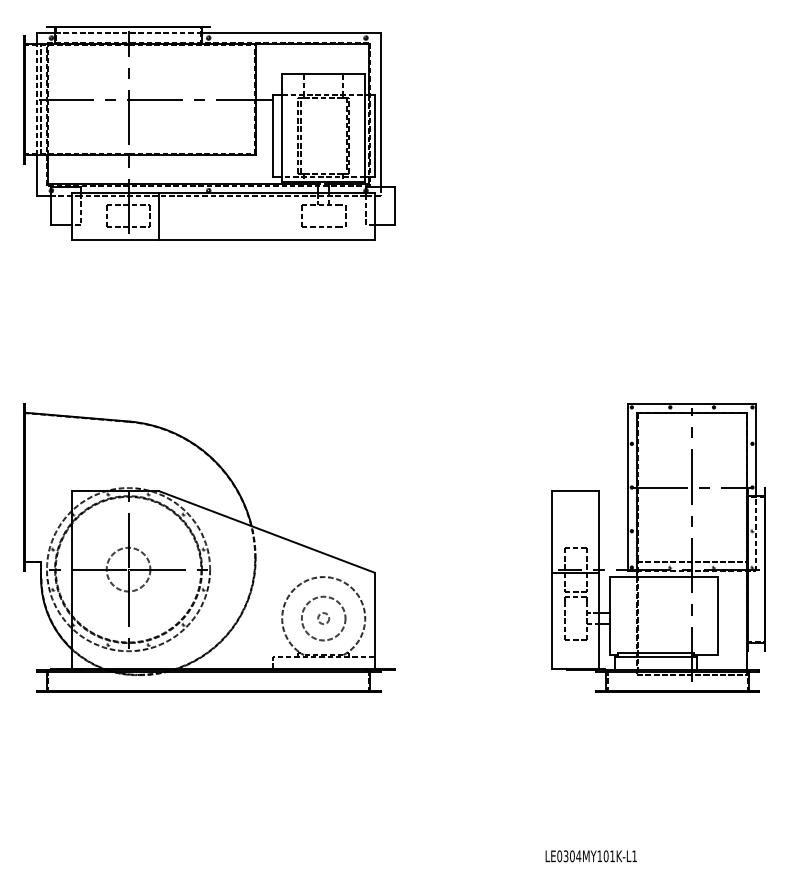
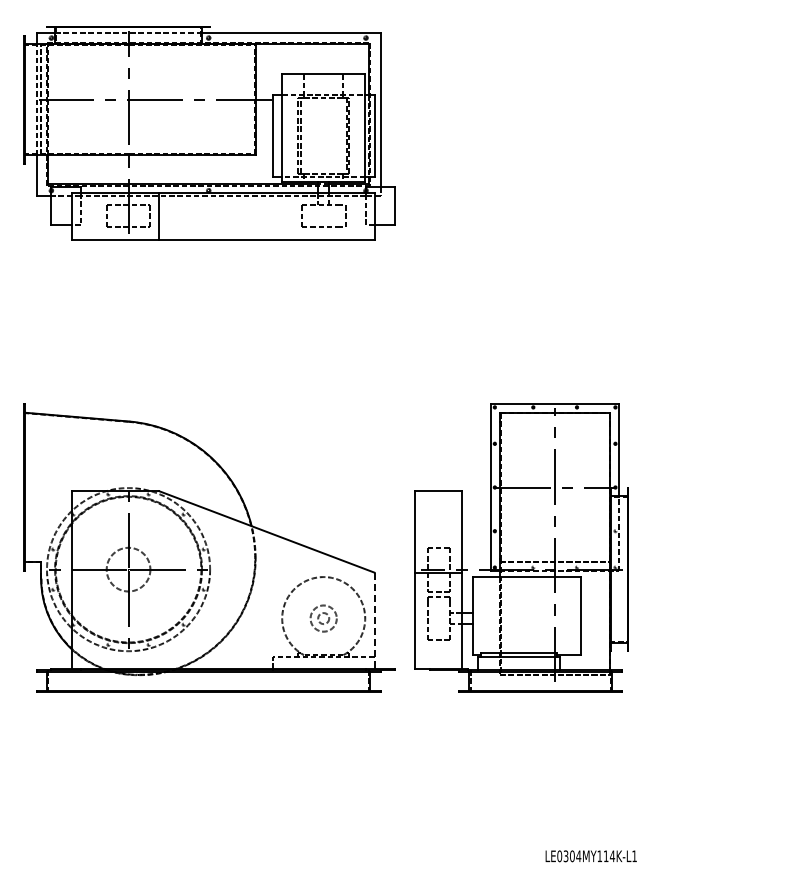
part position: (658, 547) -> (521, 547) (521, 547)
circle diameter: 44 px -> 26 px (323, 618)
line: solid -> dashed (374, 621)
text: LE0304MY101K-L1 -> LE0304MY114K-L1 (609, 856)
